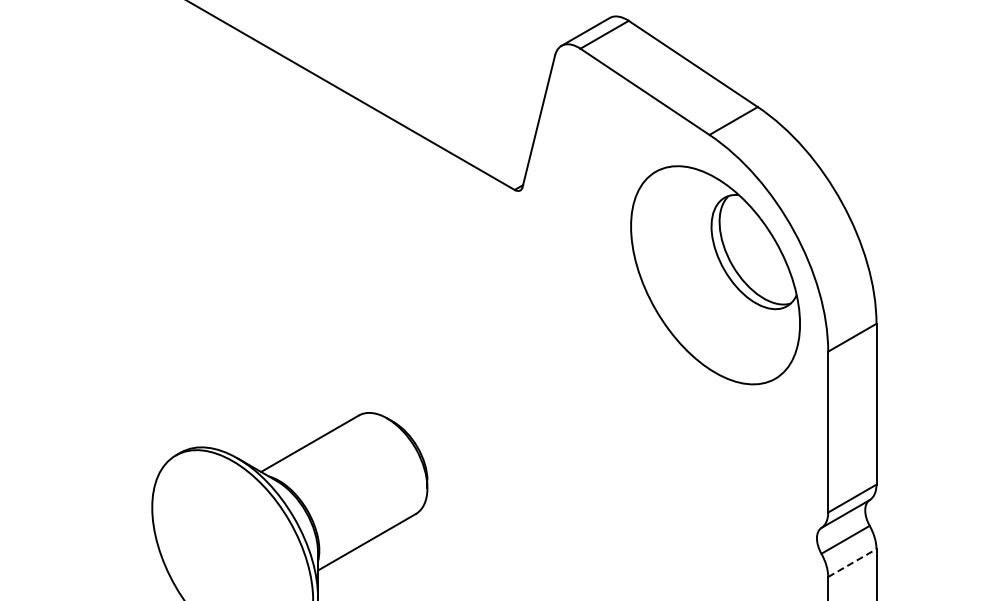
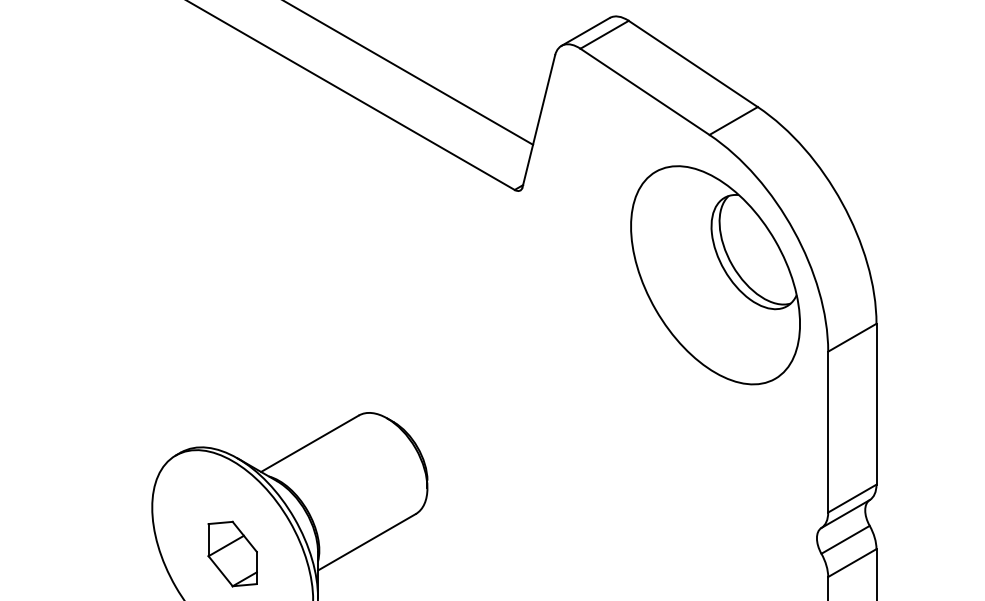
line: none -> present (409, 73)
part: none -> present (232, 553)
line: dashed -> solid (852, 563)
